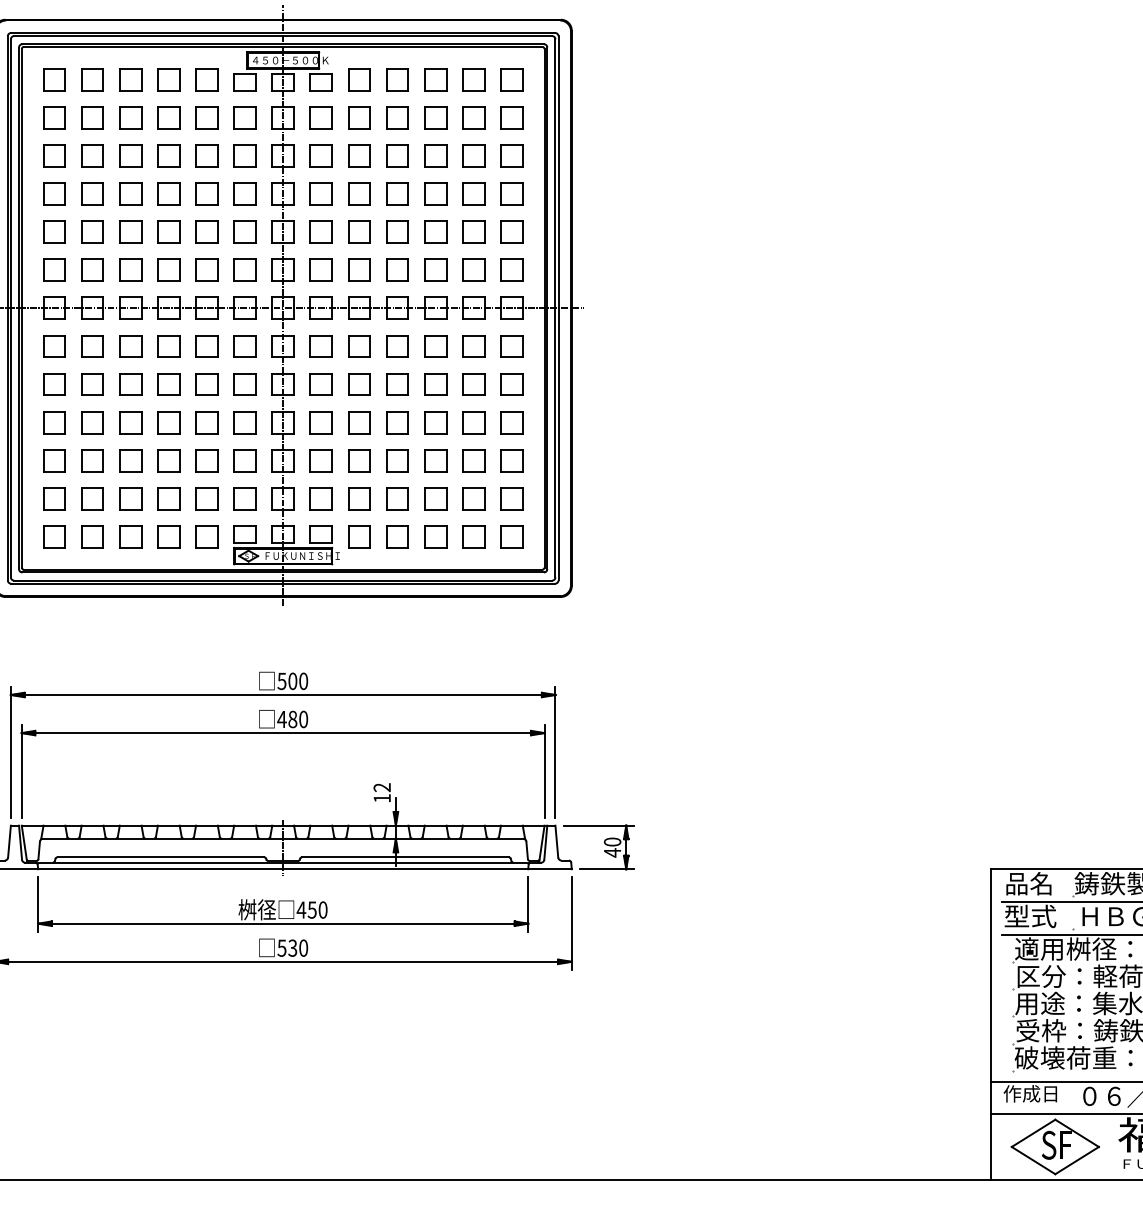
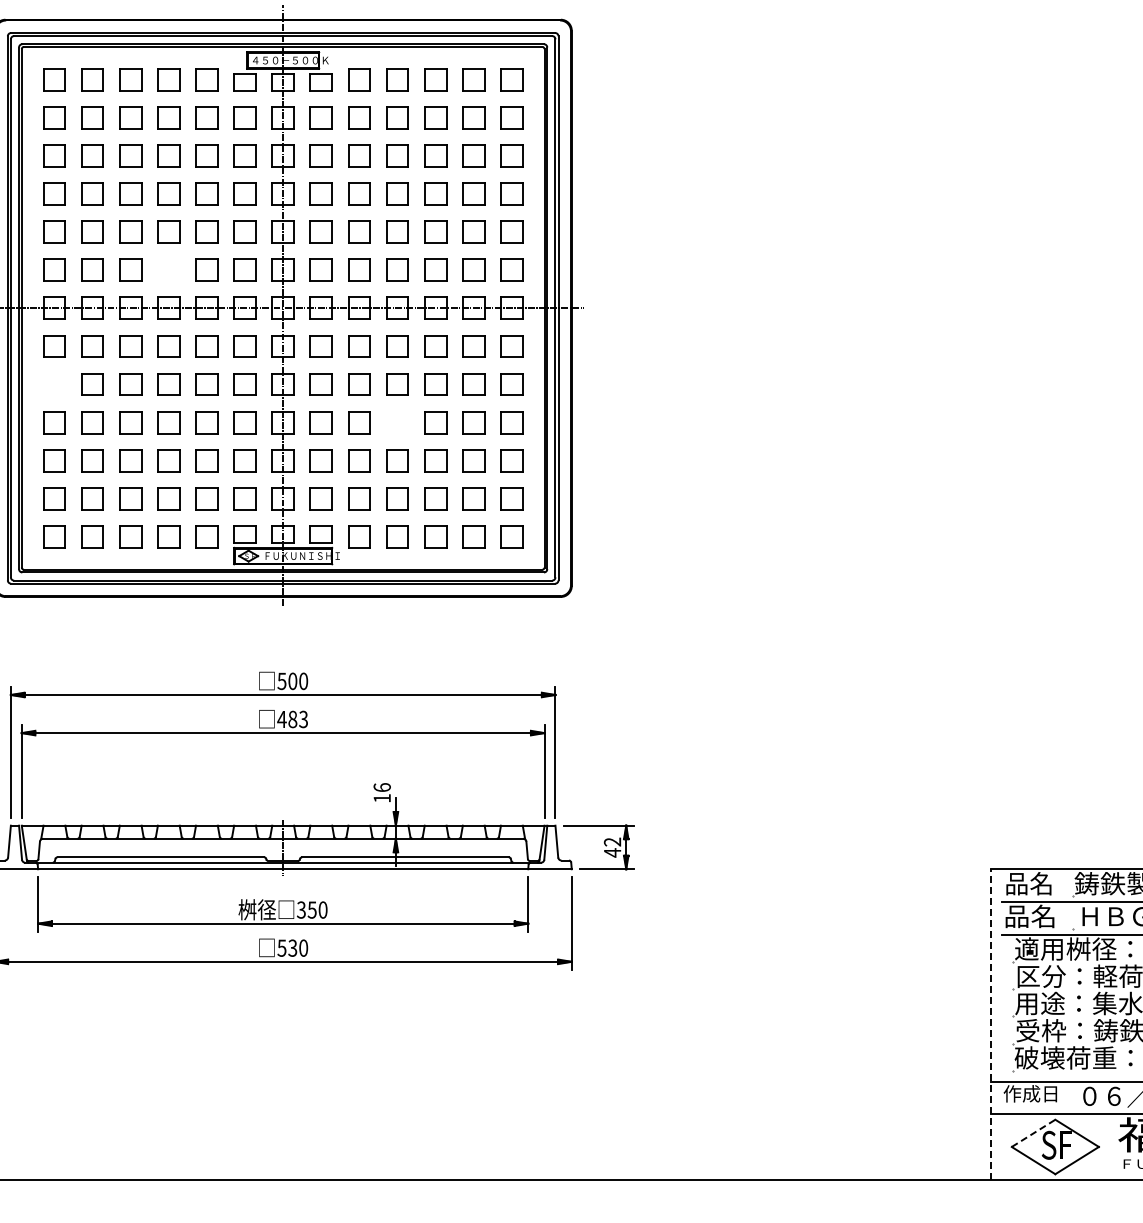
part: present -> none (168, 269)
part: present -> none (54, 384)
part: present -> none (397, 422)
text: 480 -> 483 (303, 719)
text: 12 -> 16 (381, 787)
text: 40 -> 42 (612, 841)
text: 450 -> 350 (301, 909)
text: 型式 -> 品名 (1030, 916)
line: solid -> dashed (991, 1023)
line: solid -> dashed (1033, 1133)
